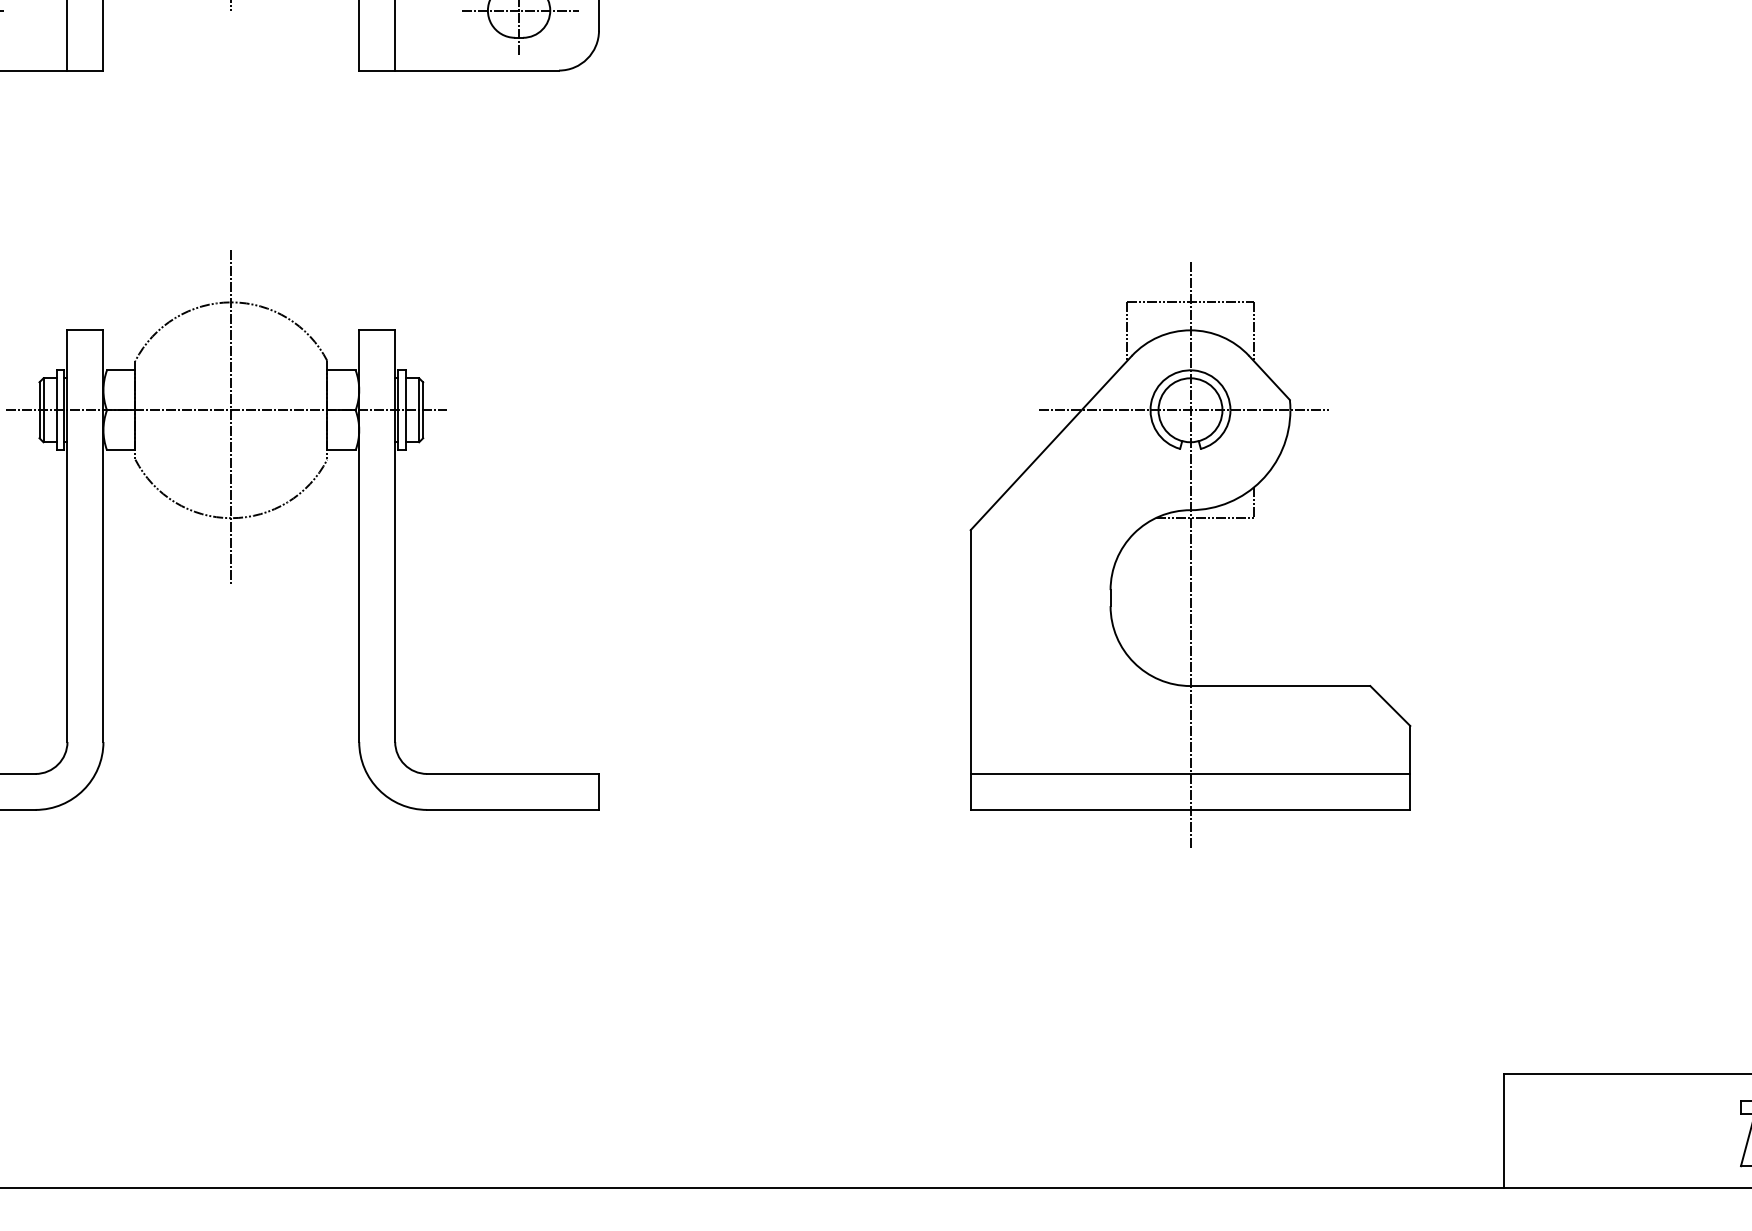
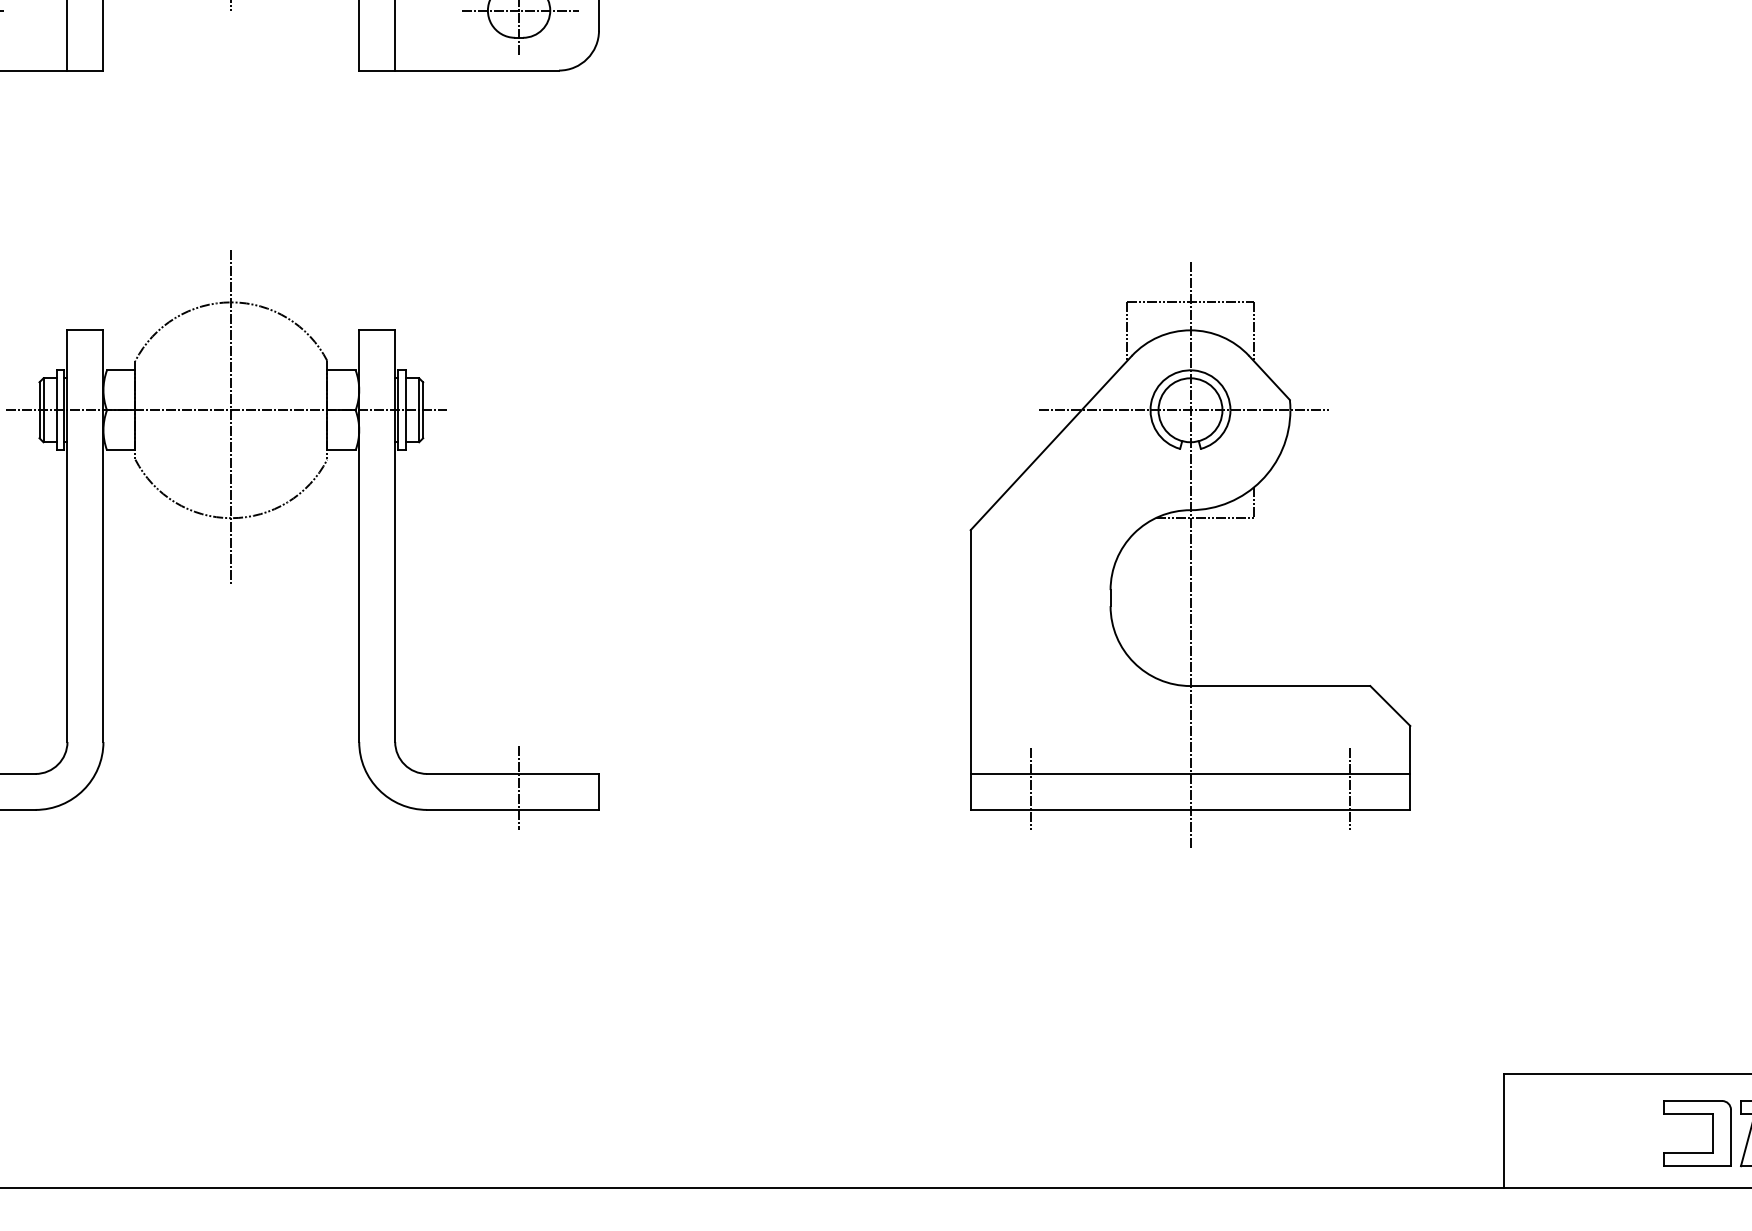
line: none -> present (519, 788)
line: none -> present (1030, 788)
line: none -> present (1350, 788)
part: none -> present (1712, 1133)
